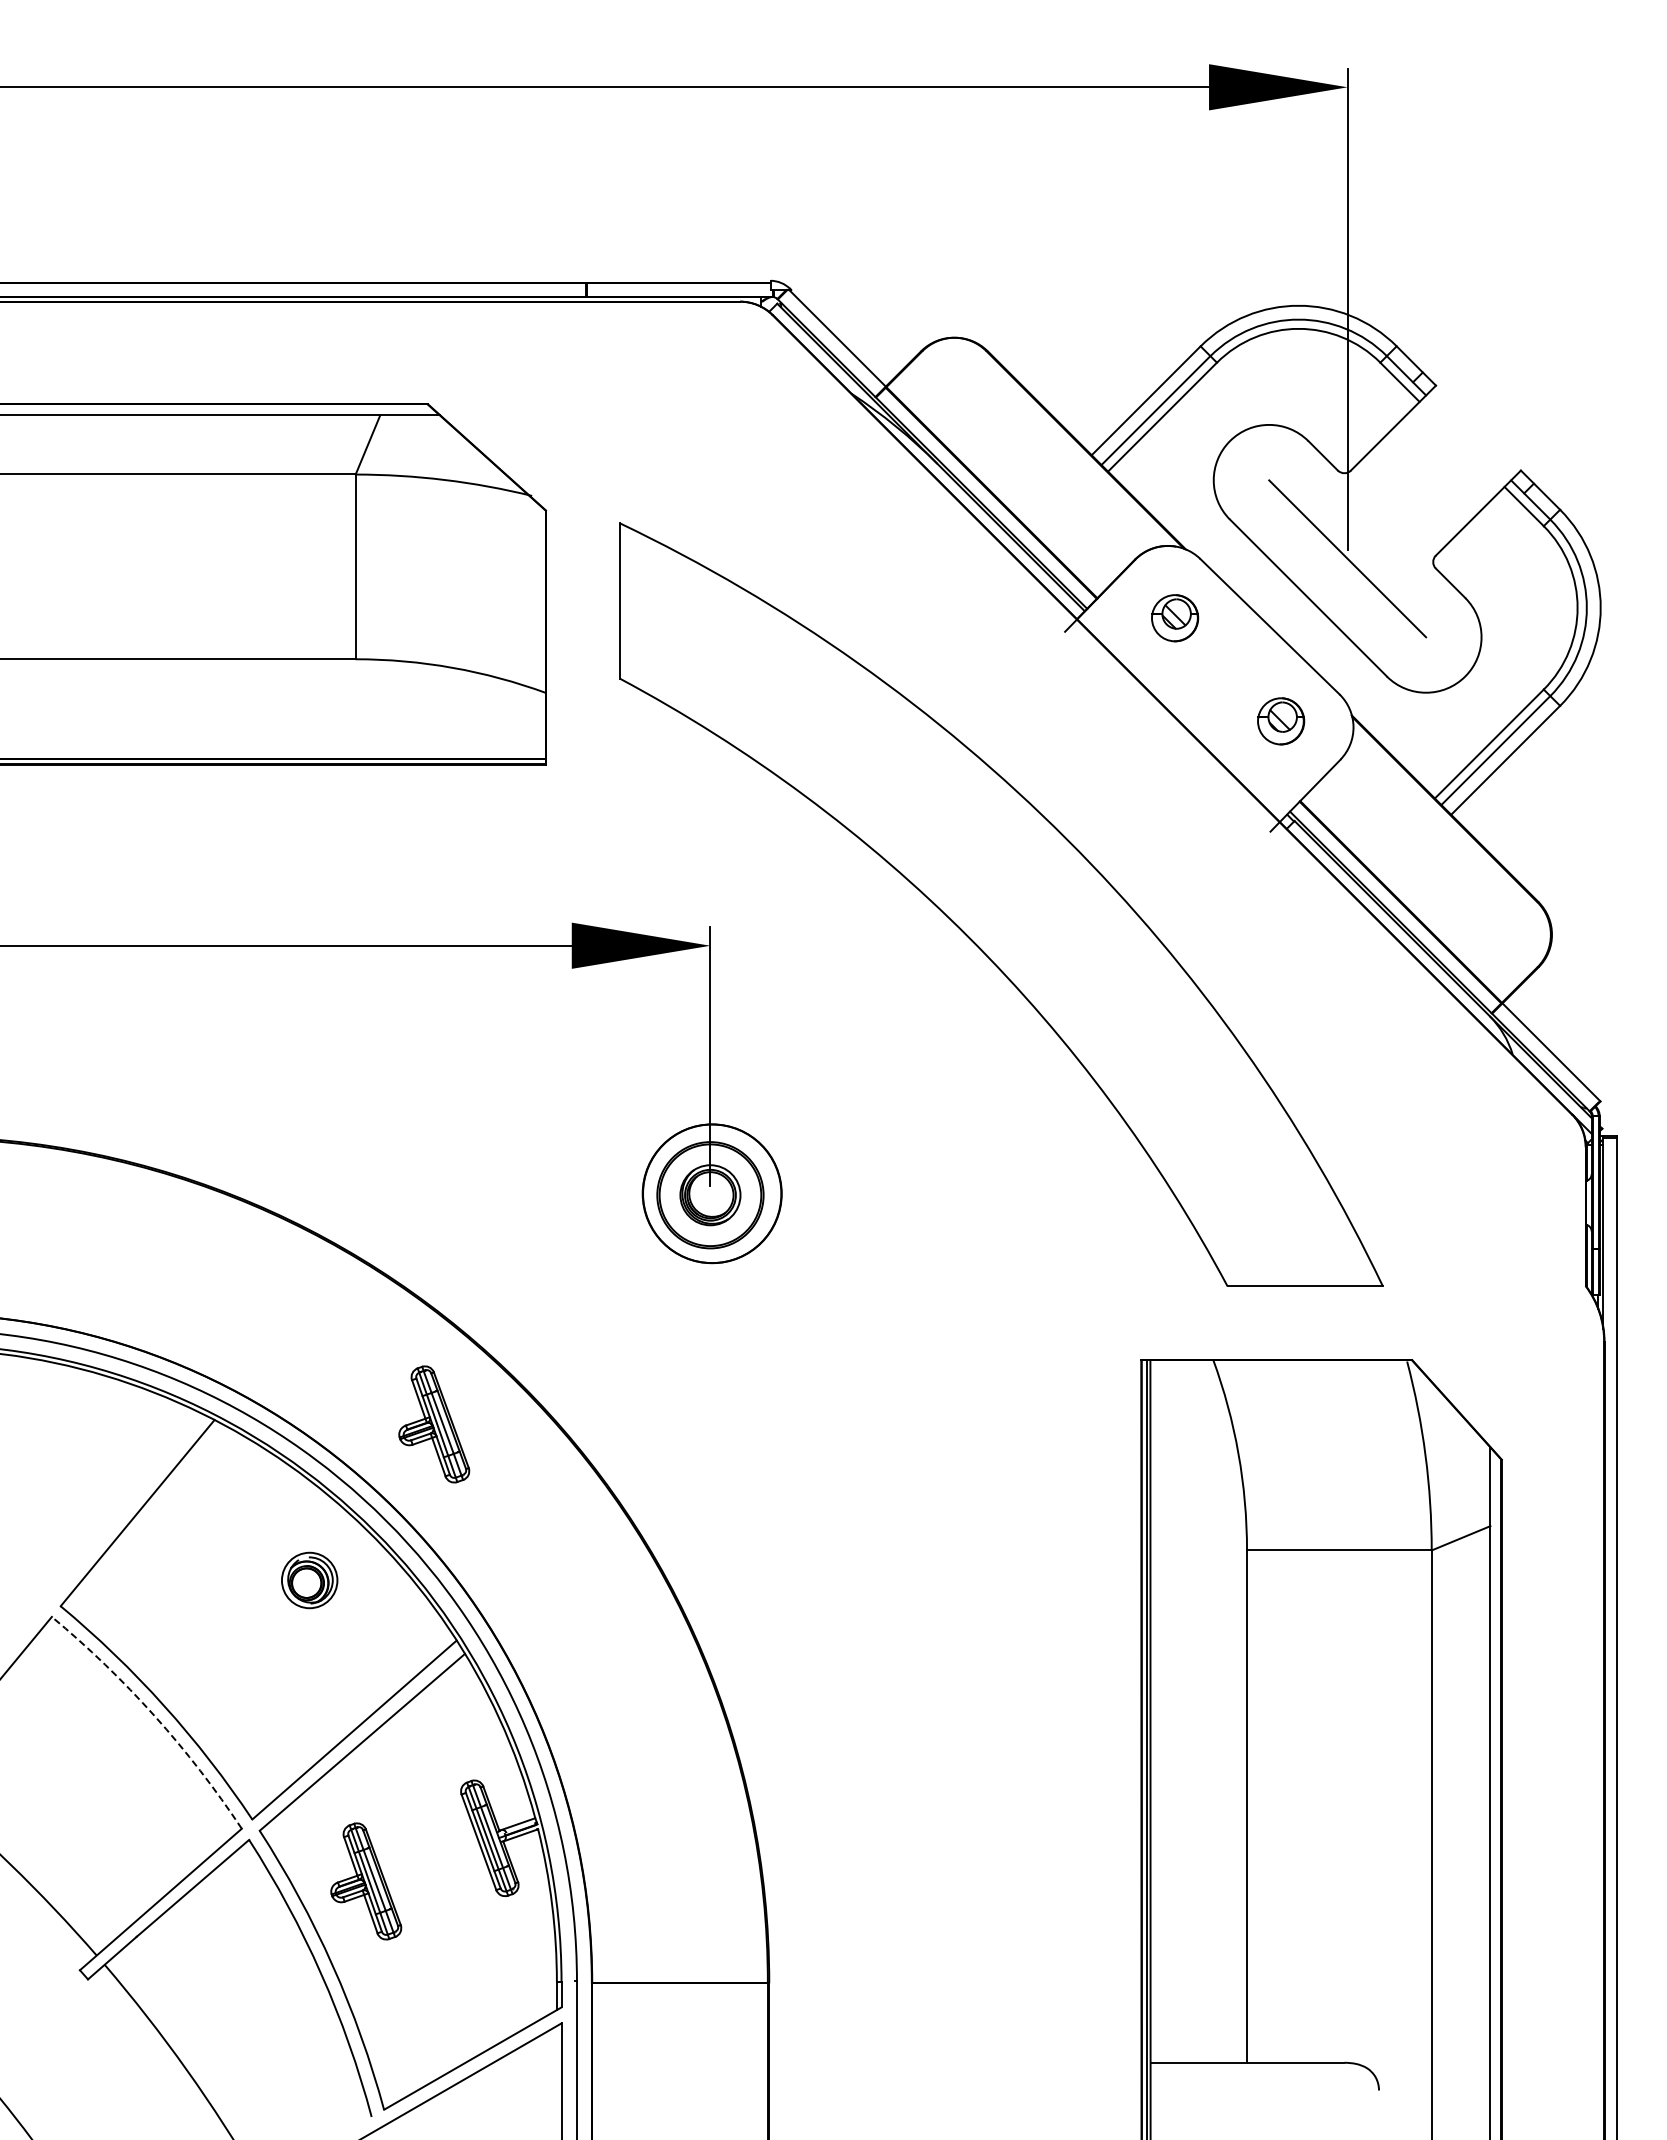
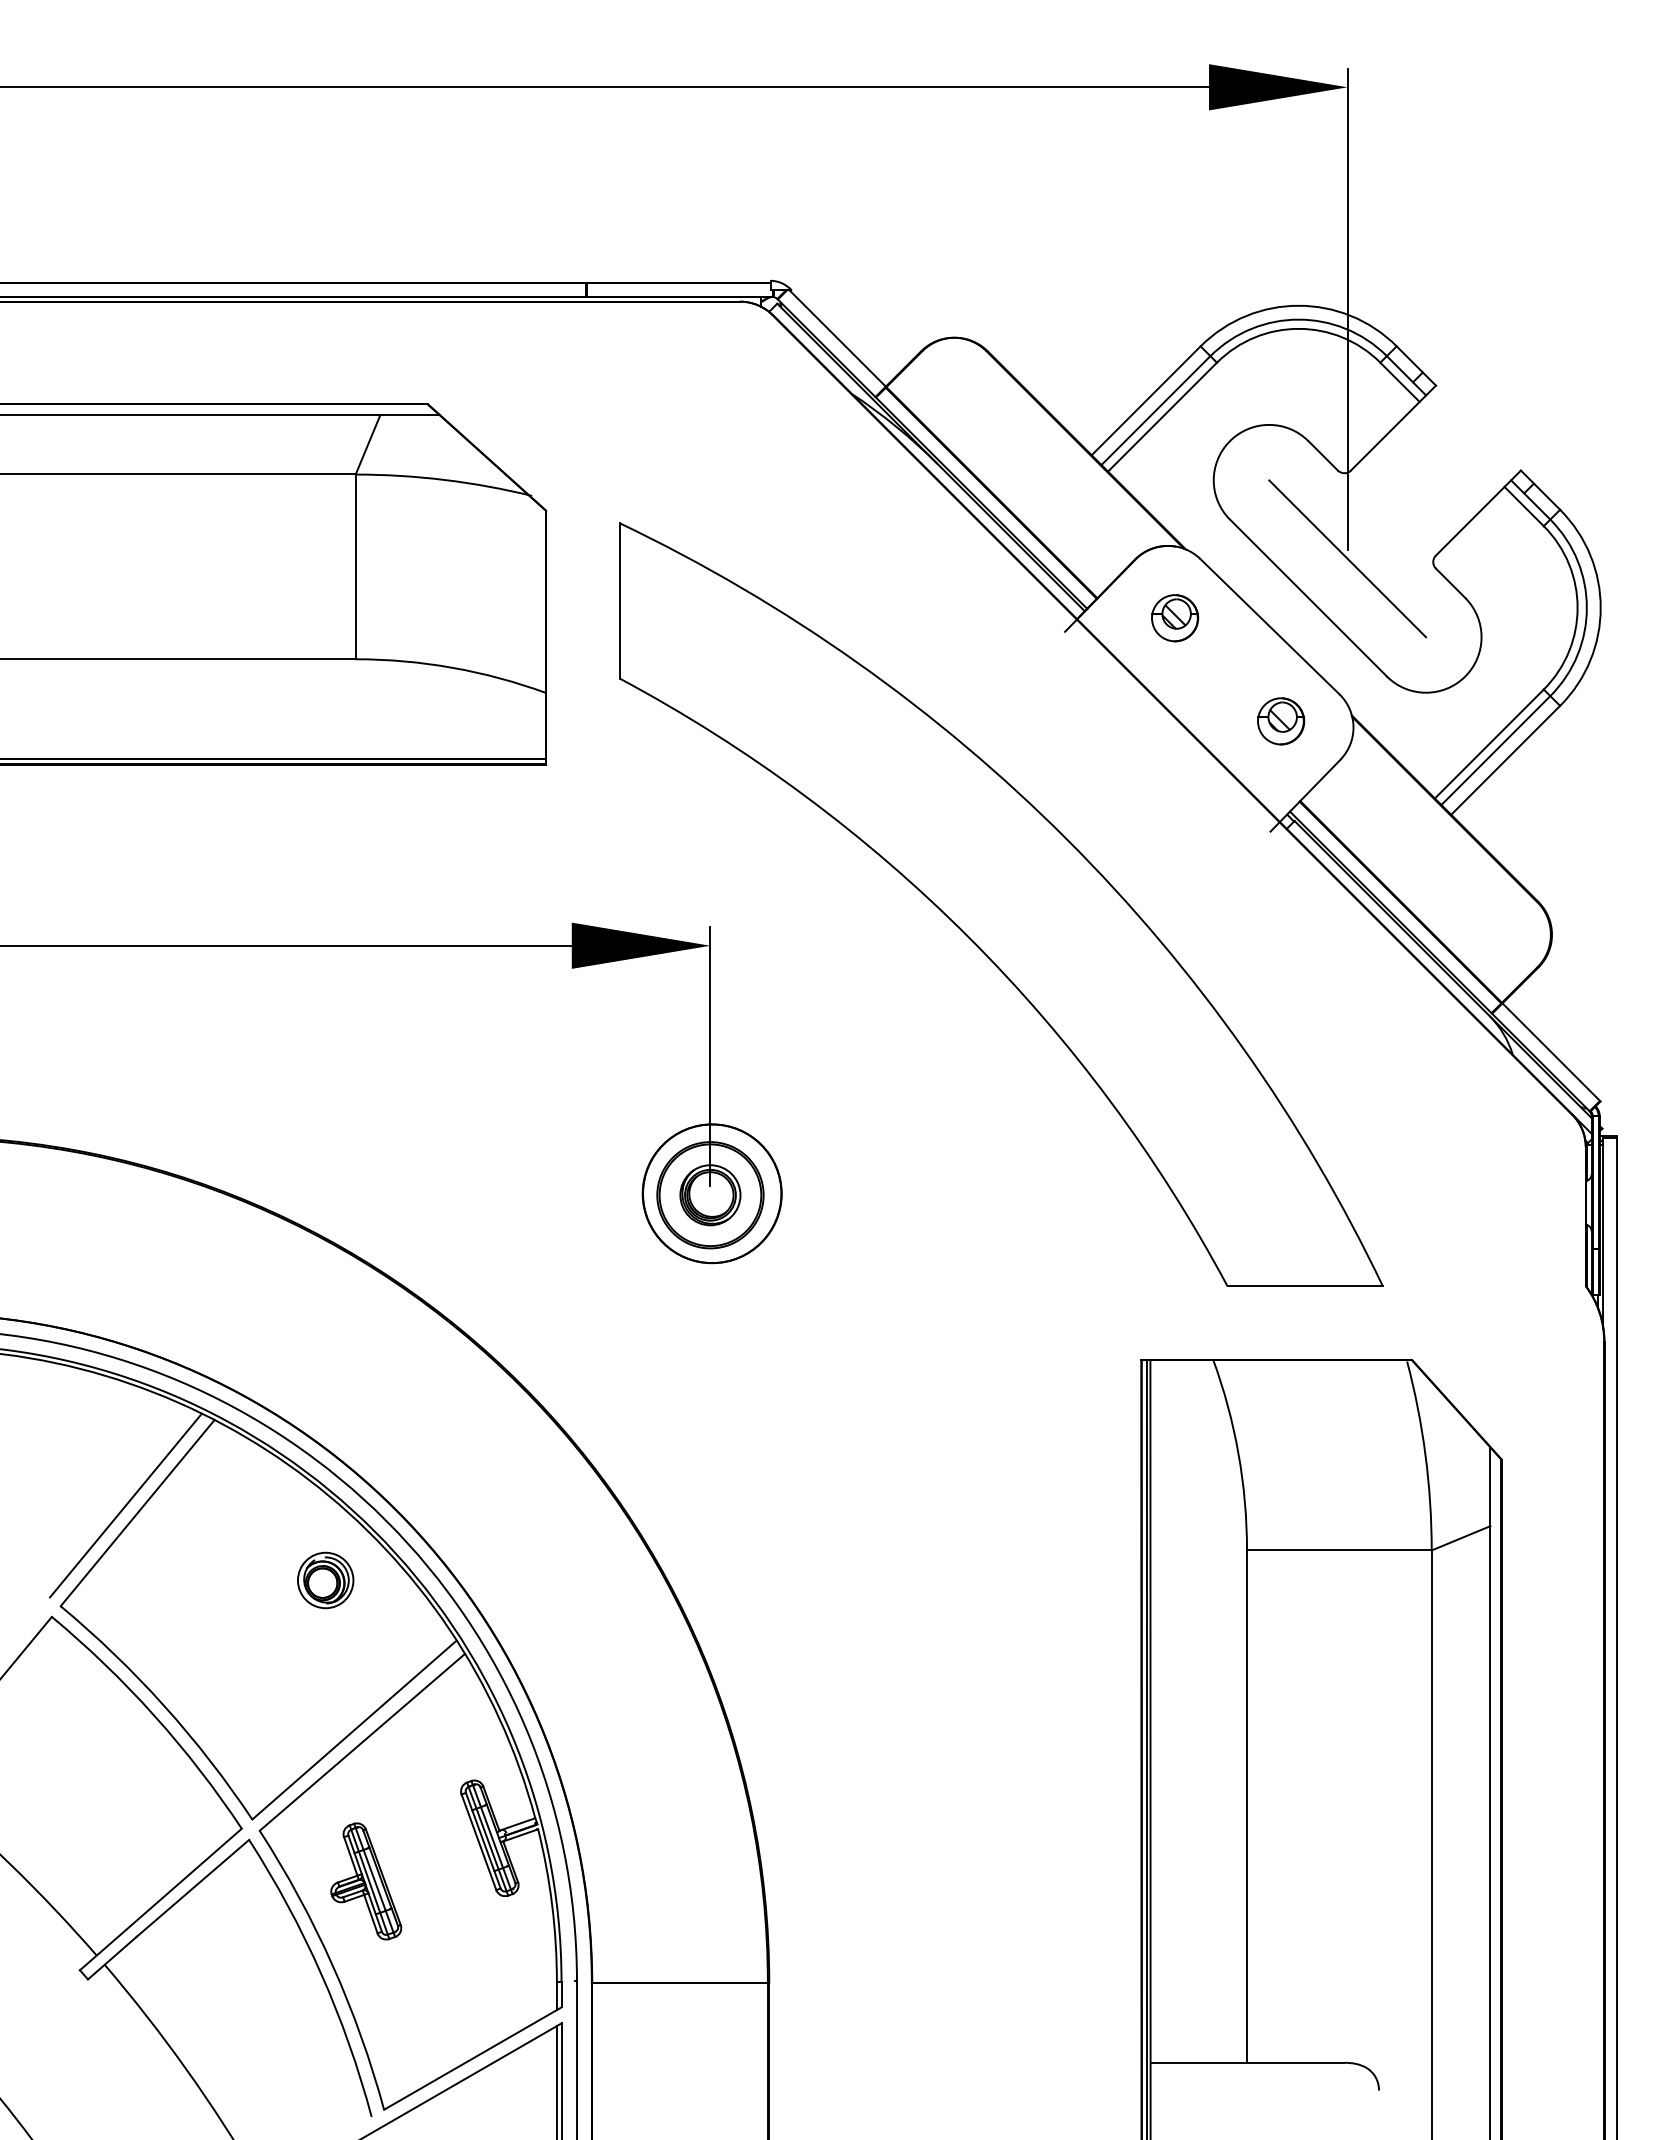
part: present -> none (434, 1424)
line: none -> present (125, 1505)
part position: (309, 1580) -> (325, 1580) (325, 1580)
arc: dashed -> solid (154, 1715)
line: none -> present (556, 2081)
